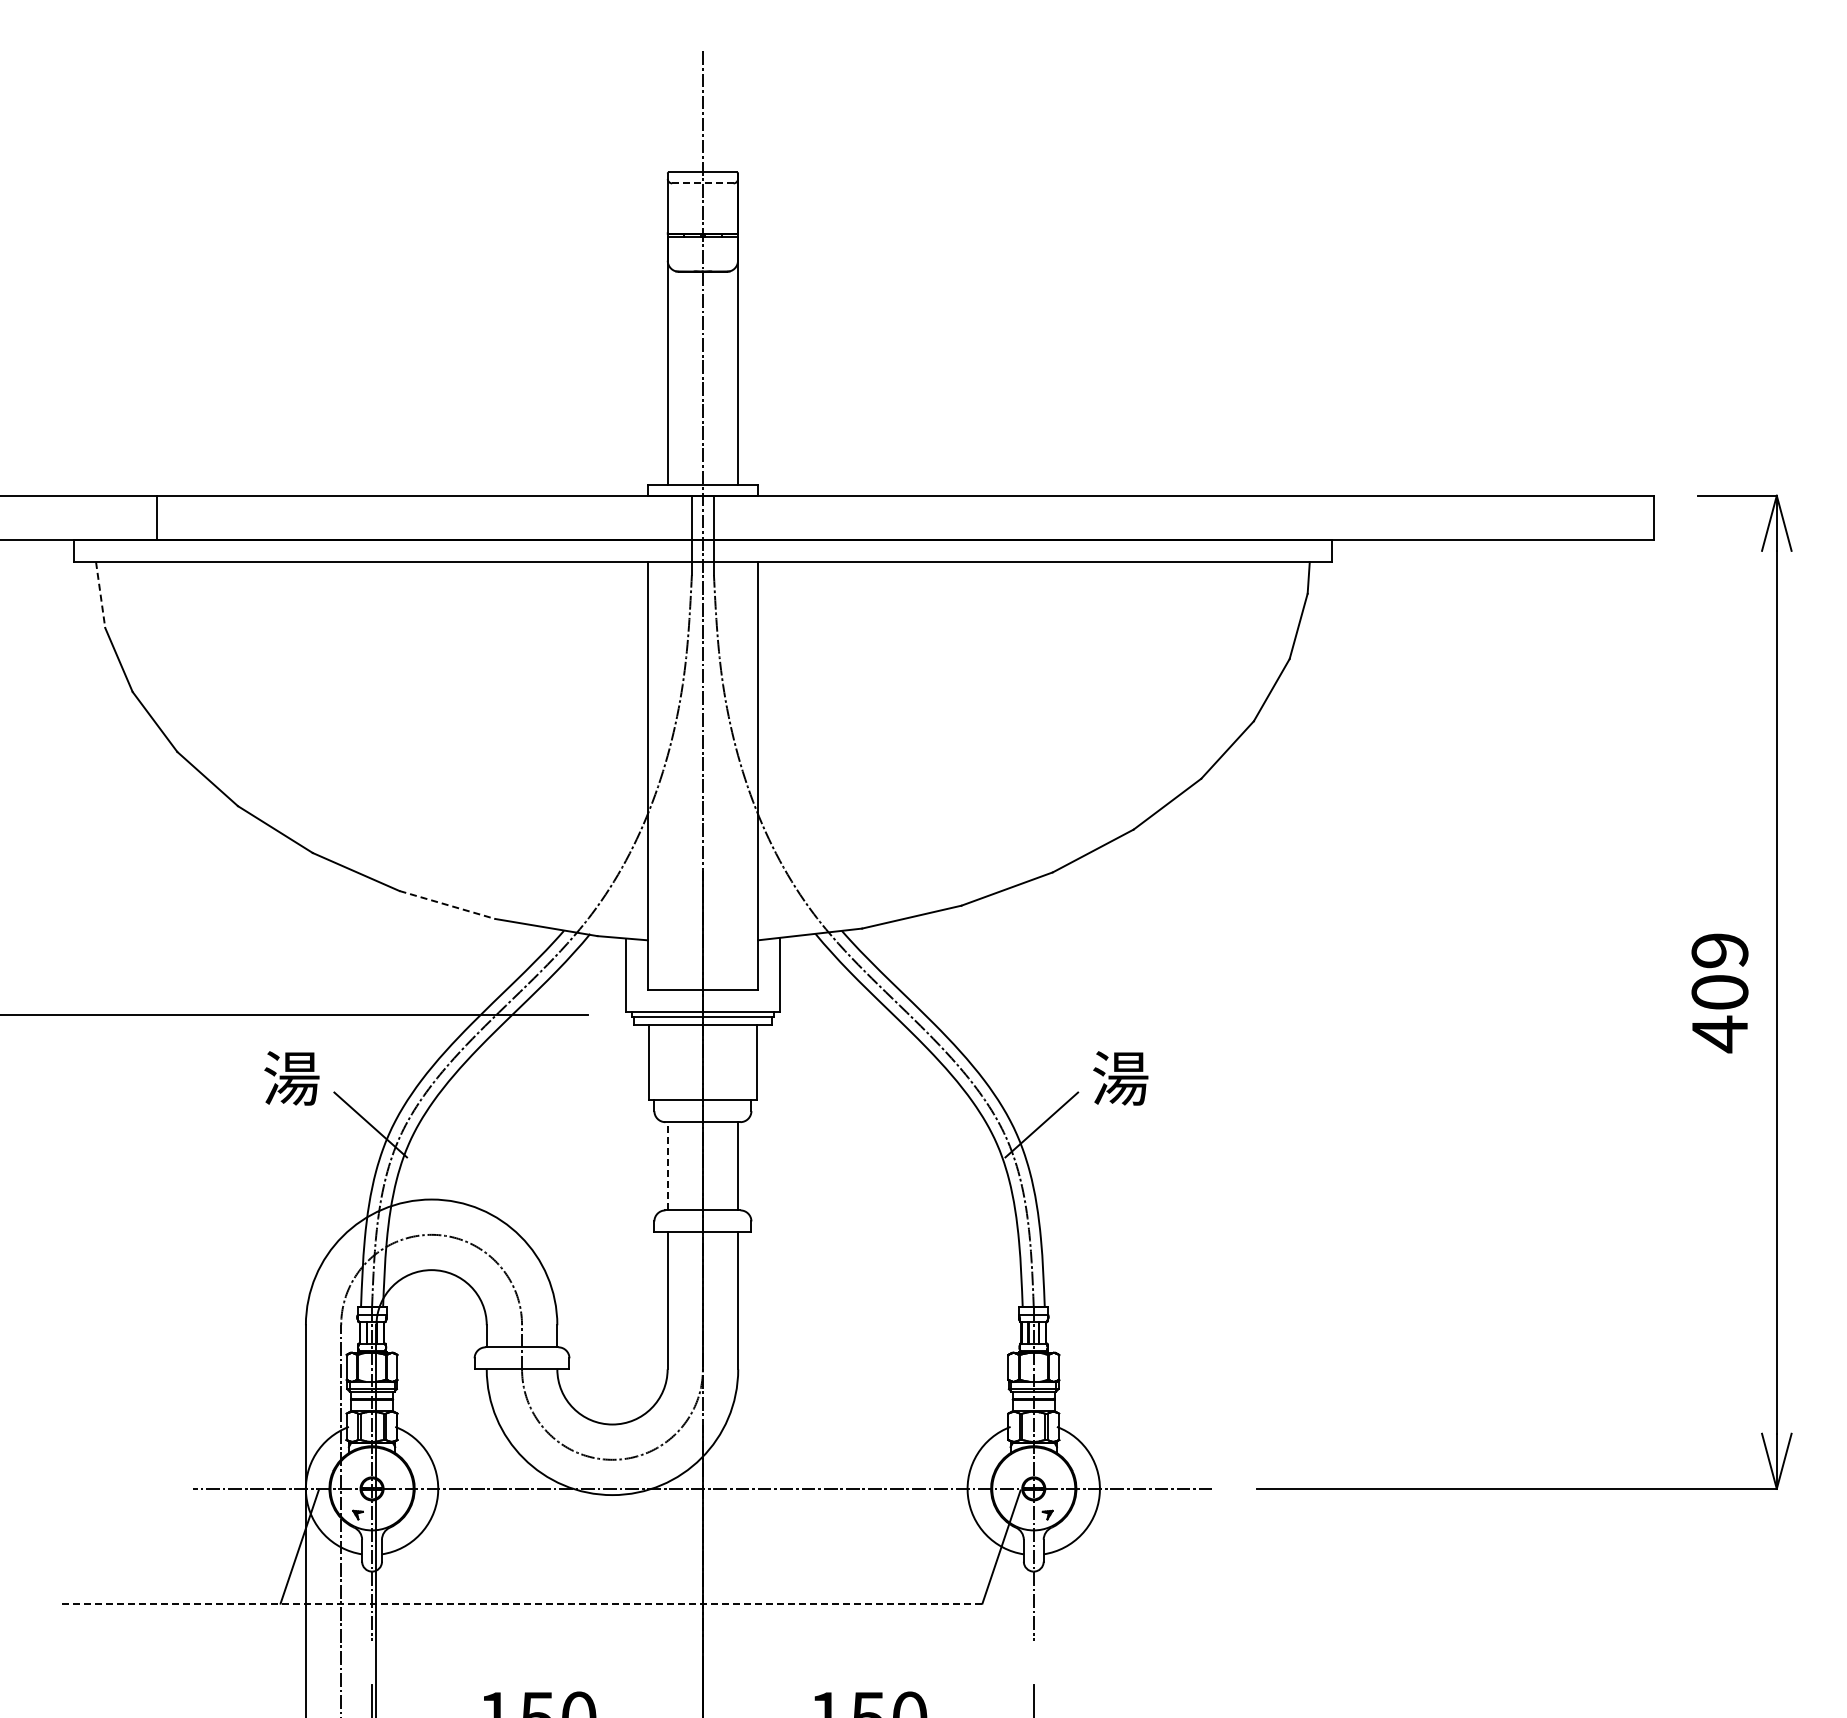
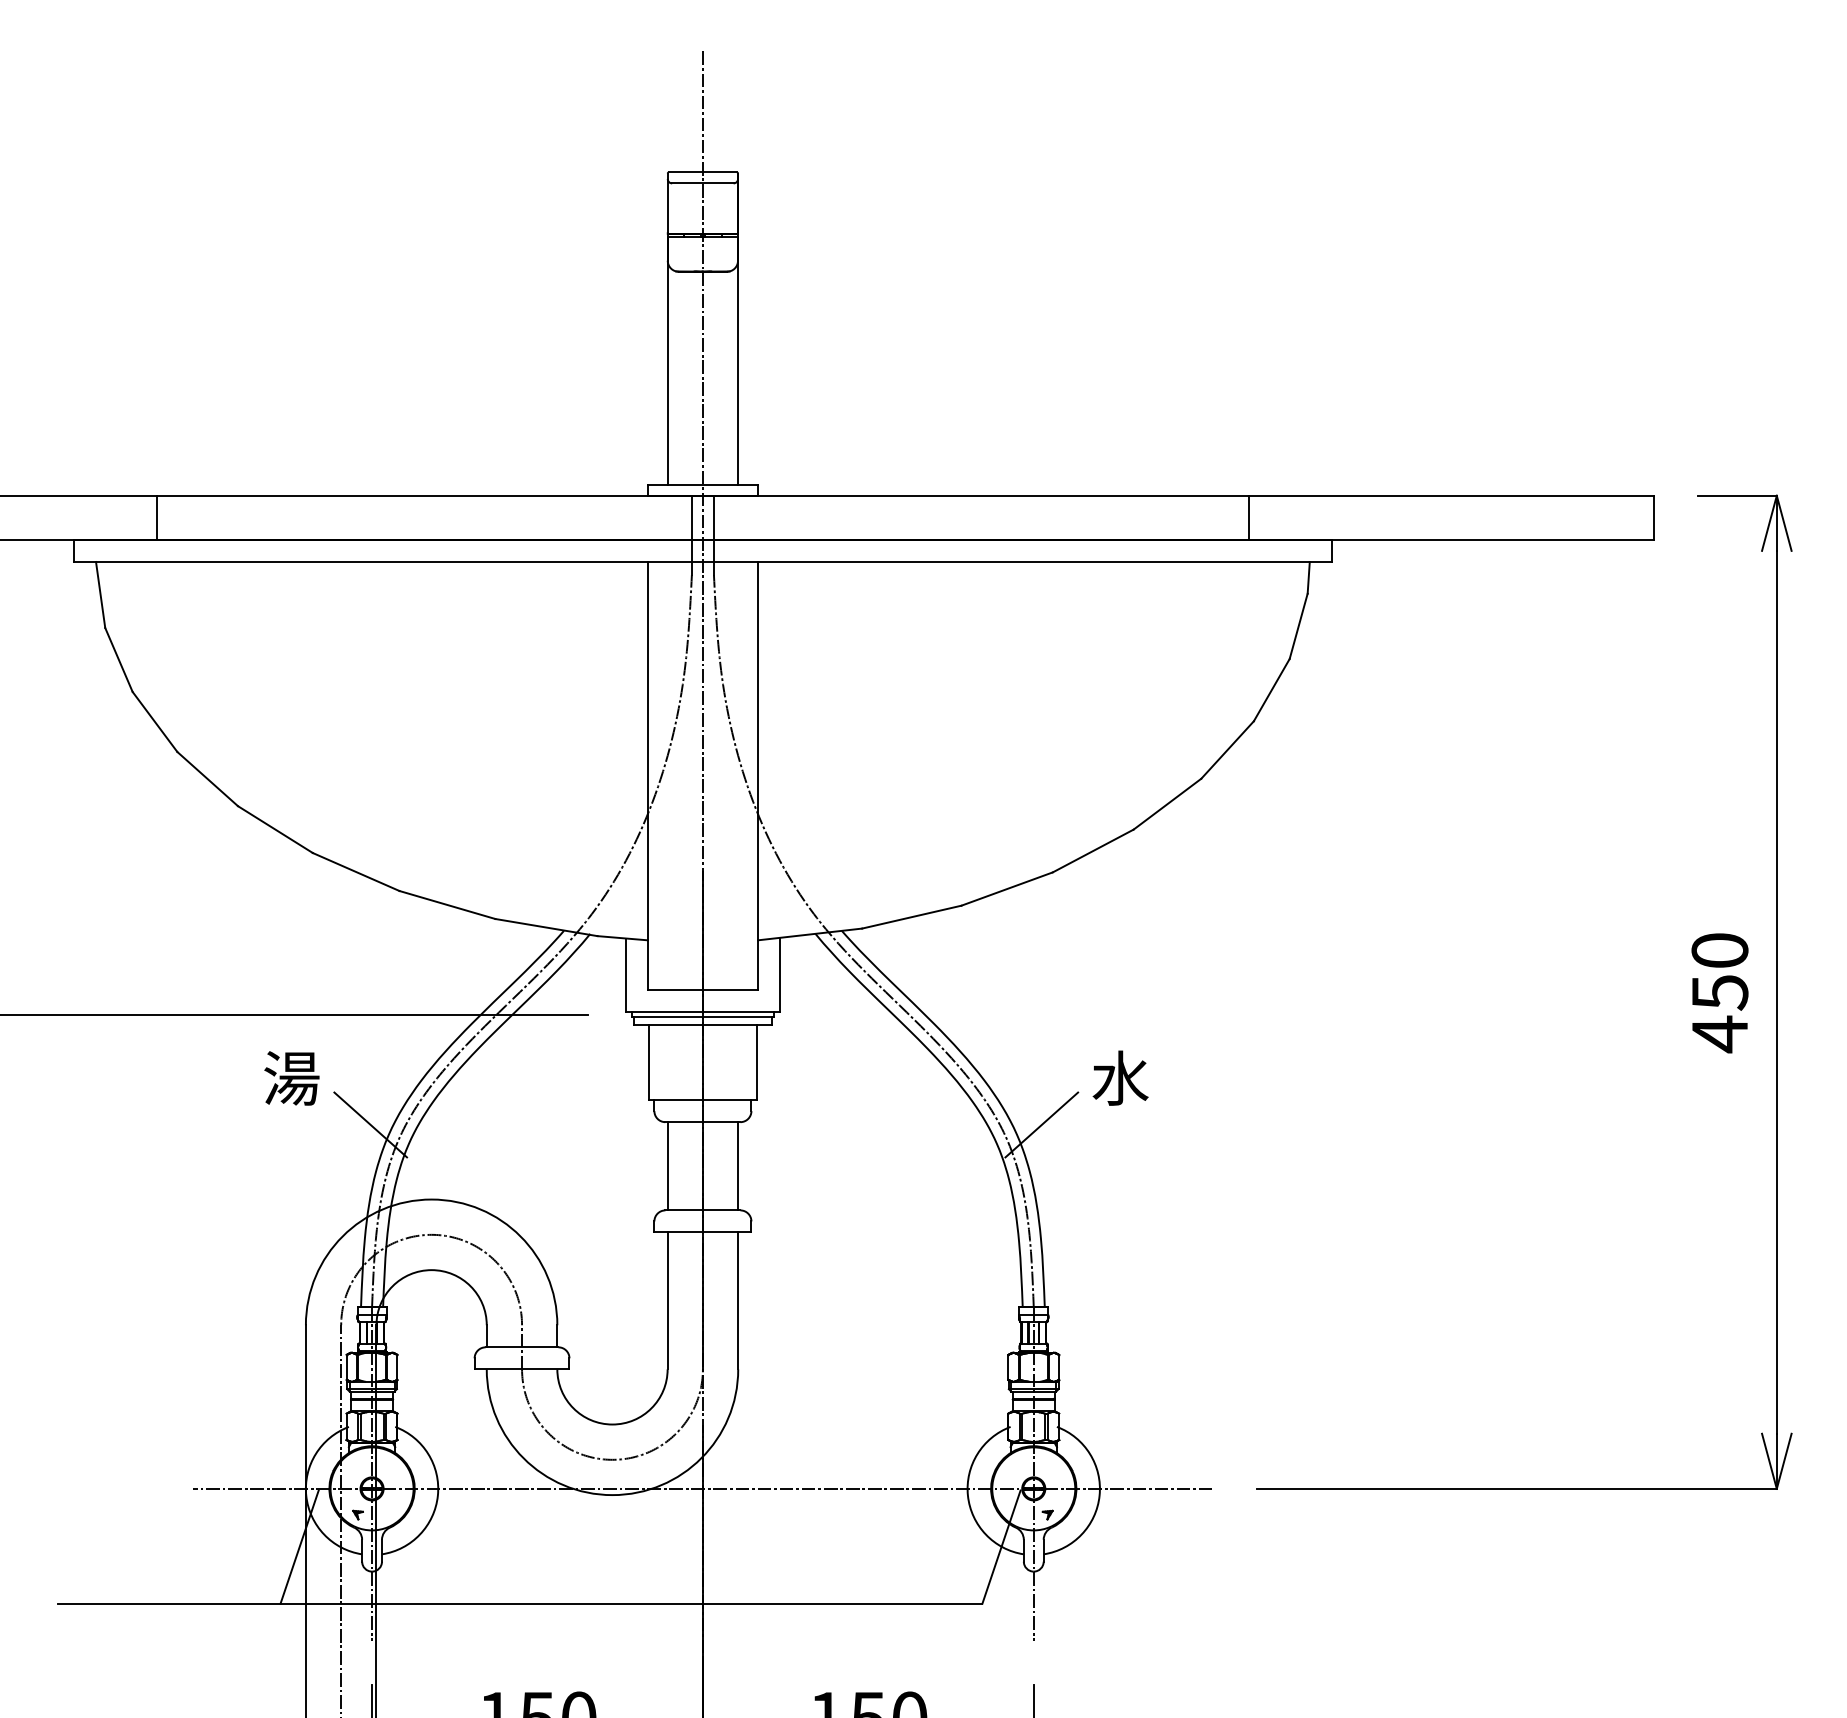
line: dashed -> solid (702, 183)
line: none -> present (1248, 517)
line: dashed -> solid (100, 595)
line: dashed -> solid (447, 904)
text: 409 -> 450 (1719, 971)
text: 湯 -> 水 (1120, 1077)
line: dashed -> solid (667, 1165)
line: dashed -> solid (519, 1603)
